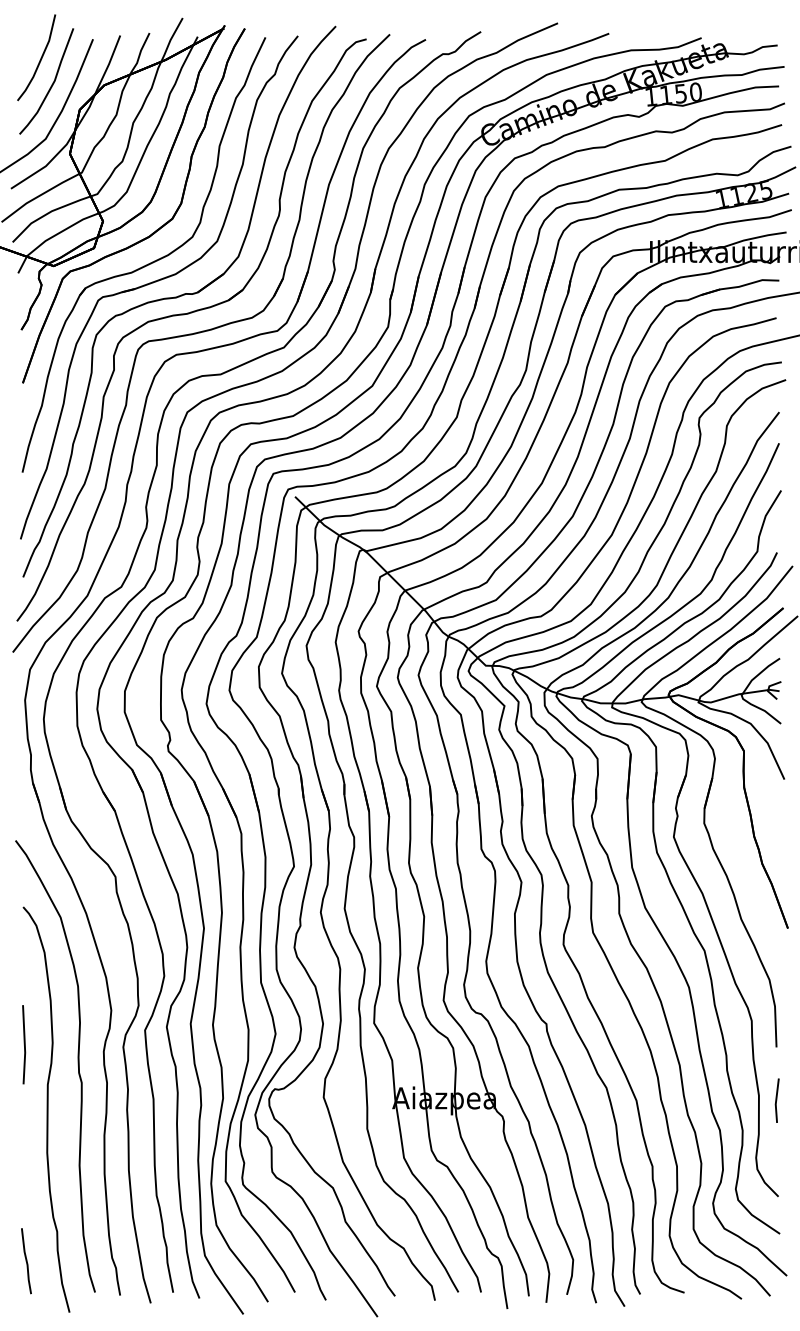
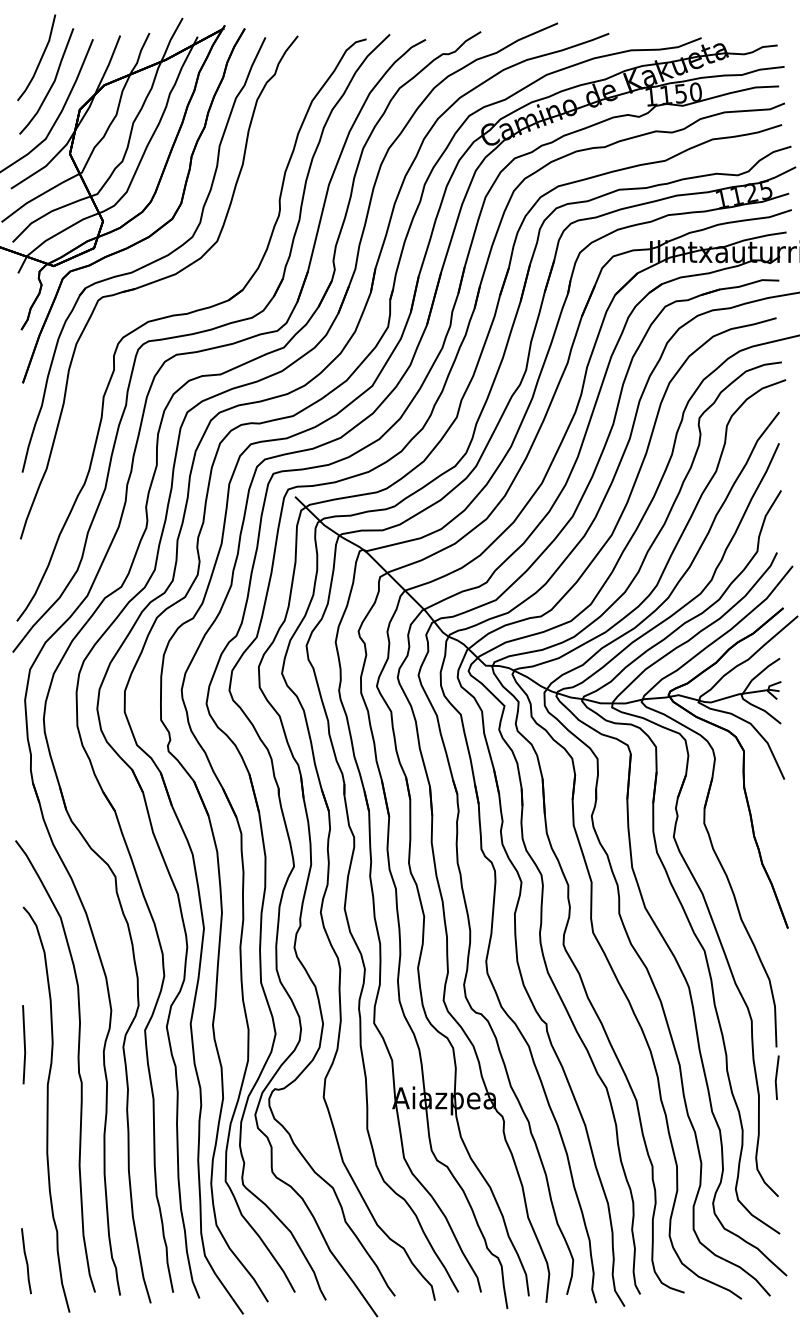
part: present -> none (179, 301)
line position: (776, 1100) -> (776, 1077) (776, 1077)
